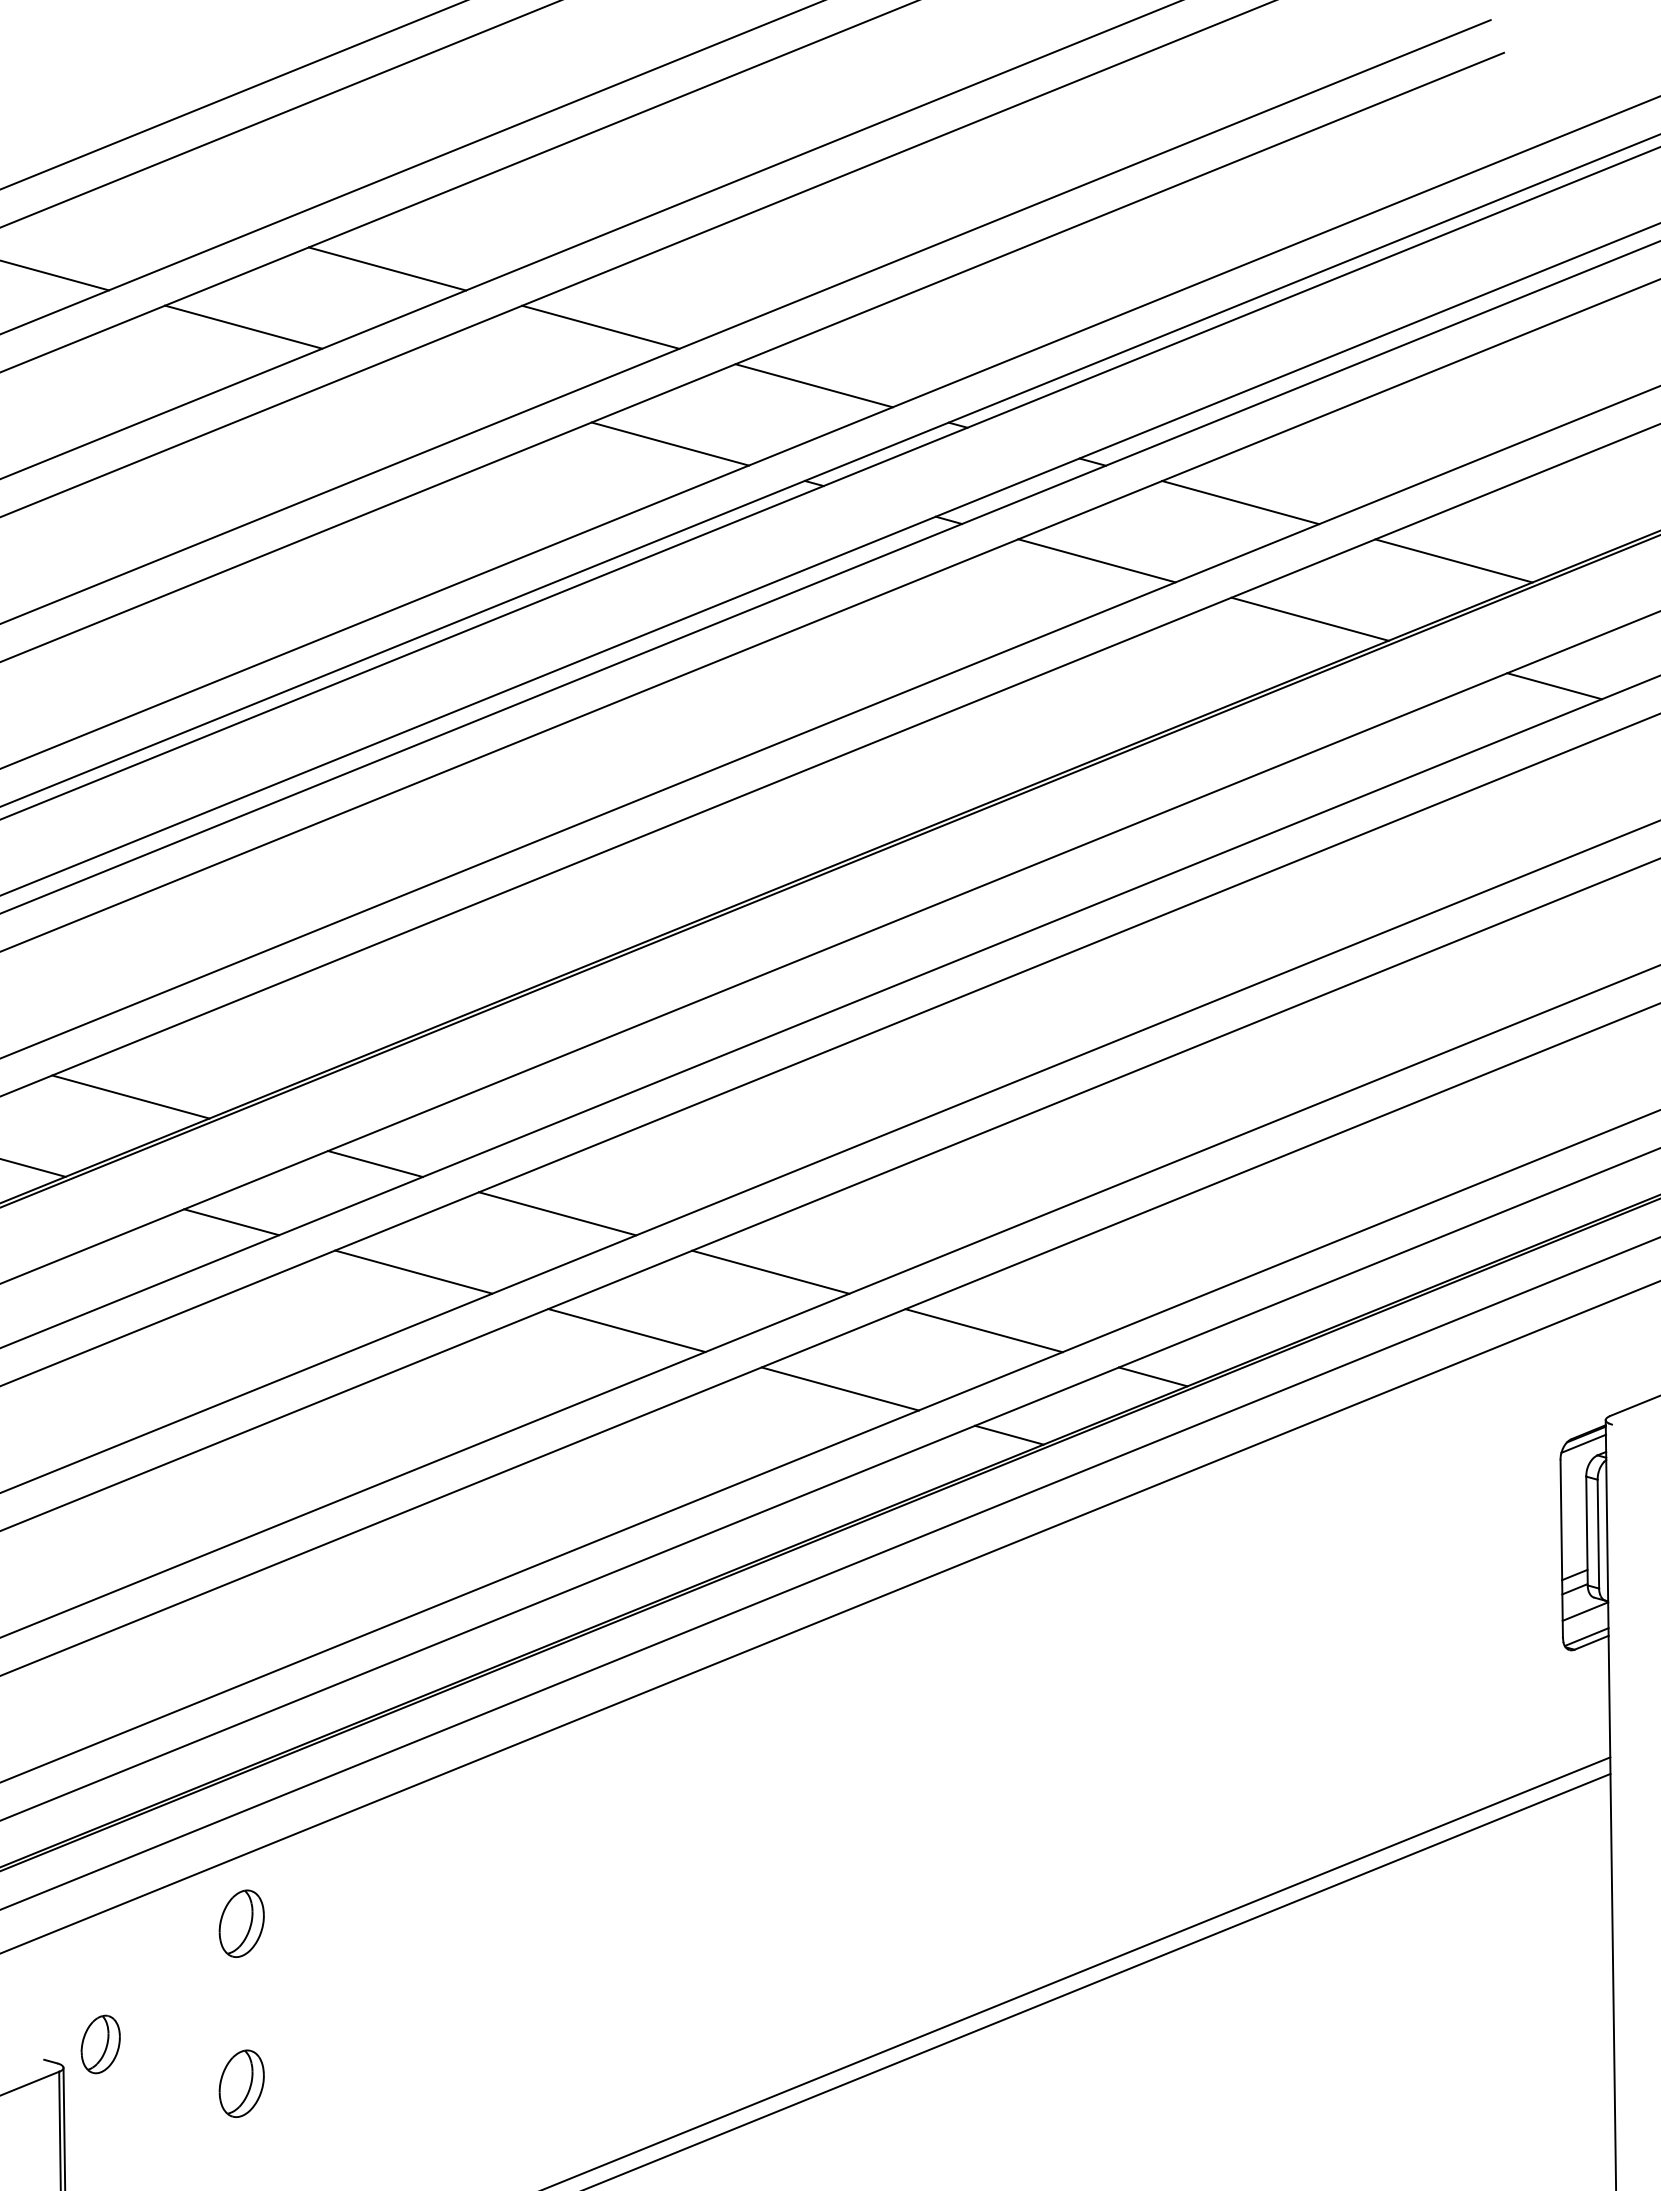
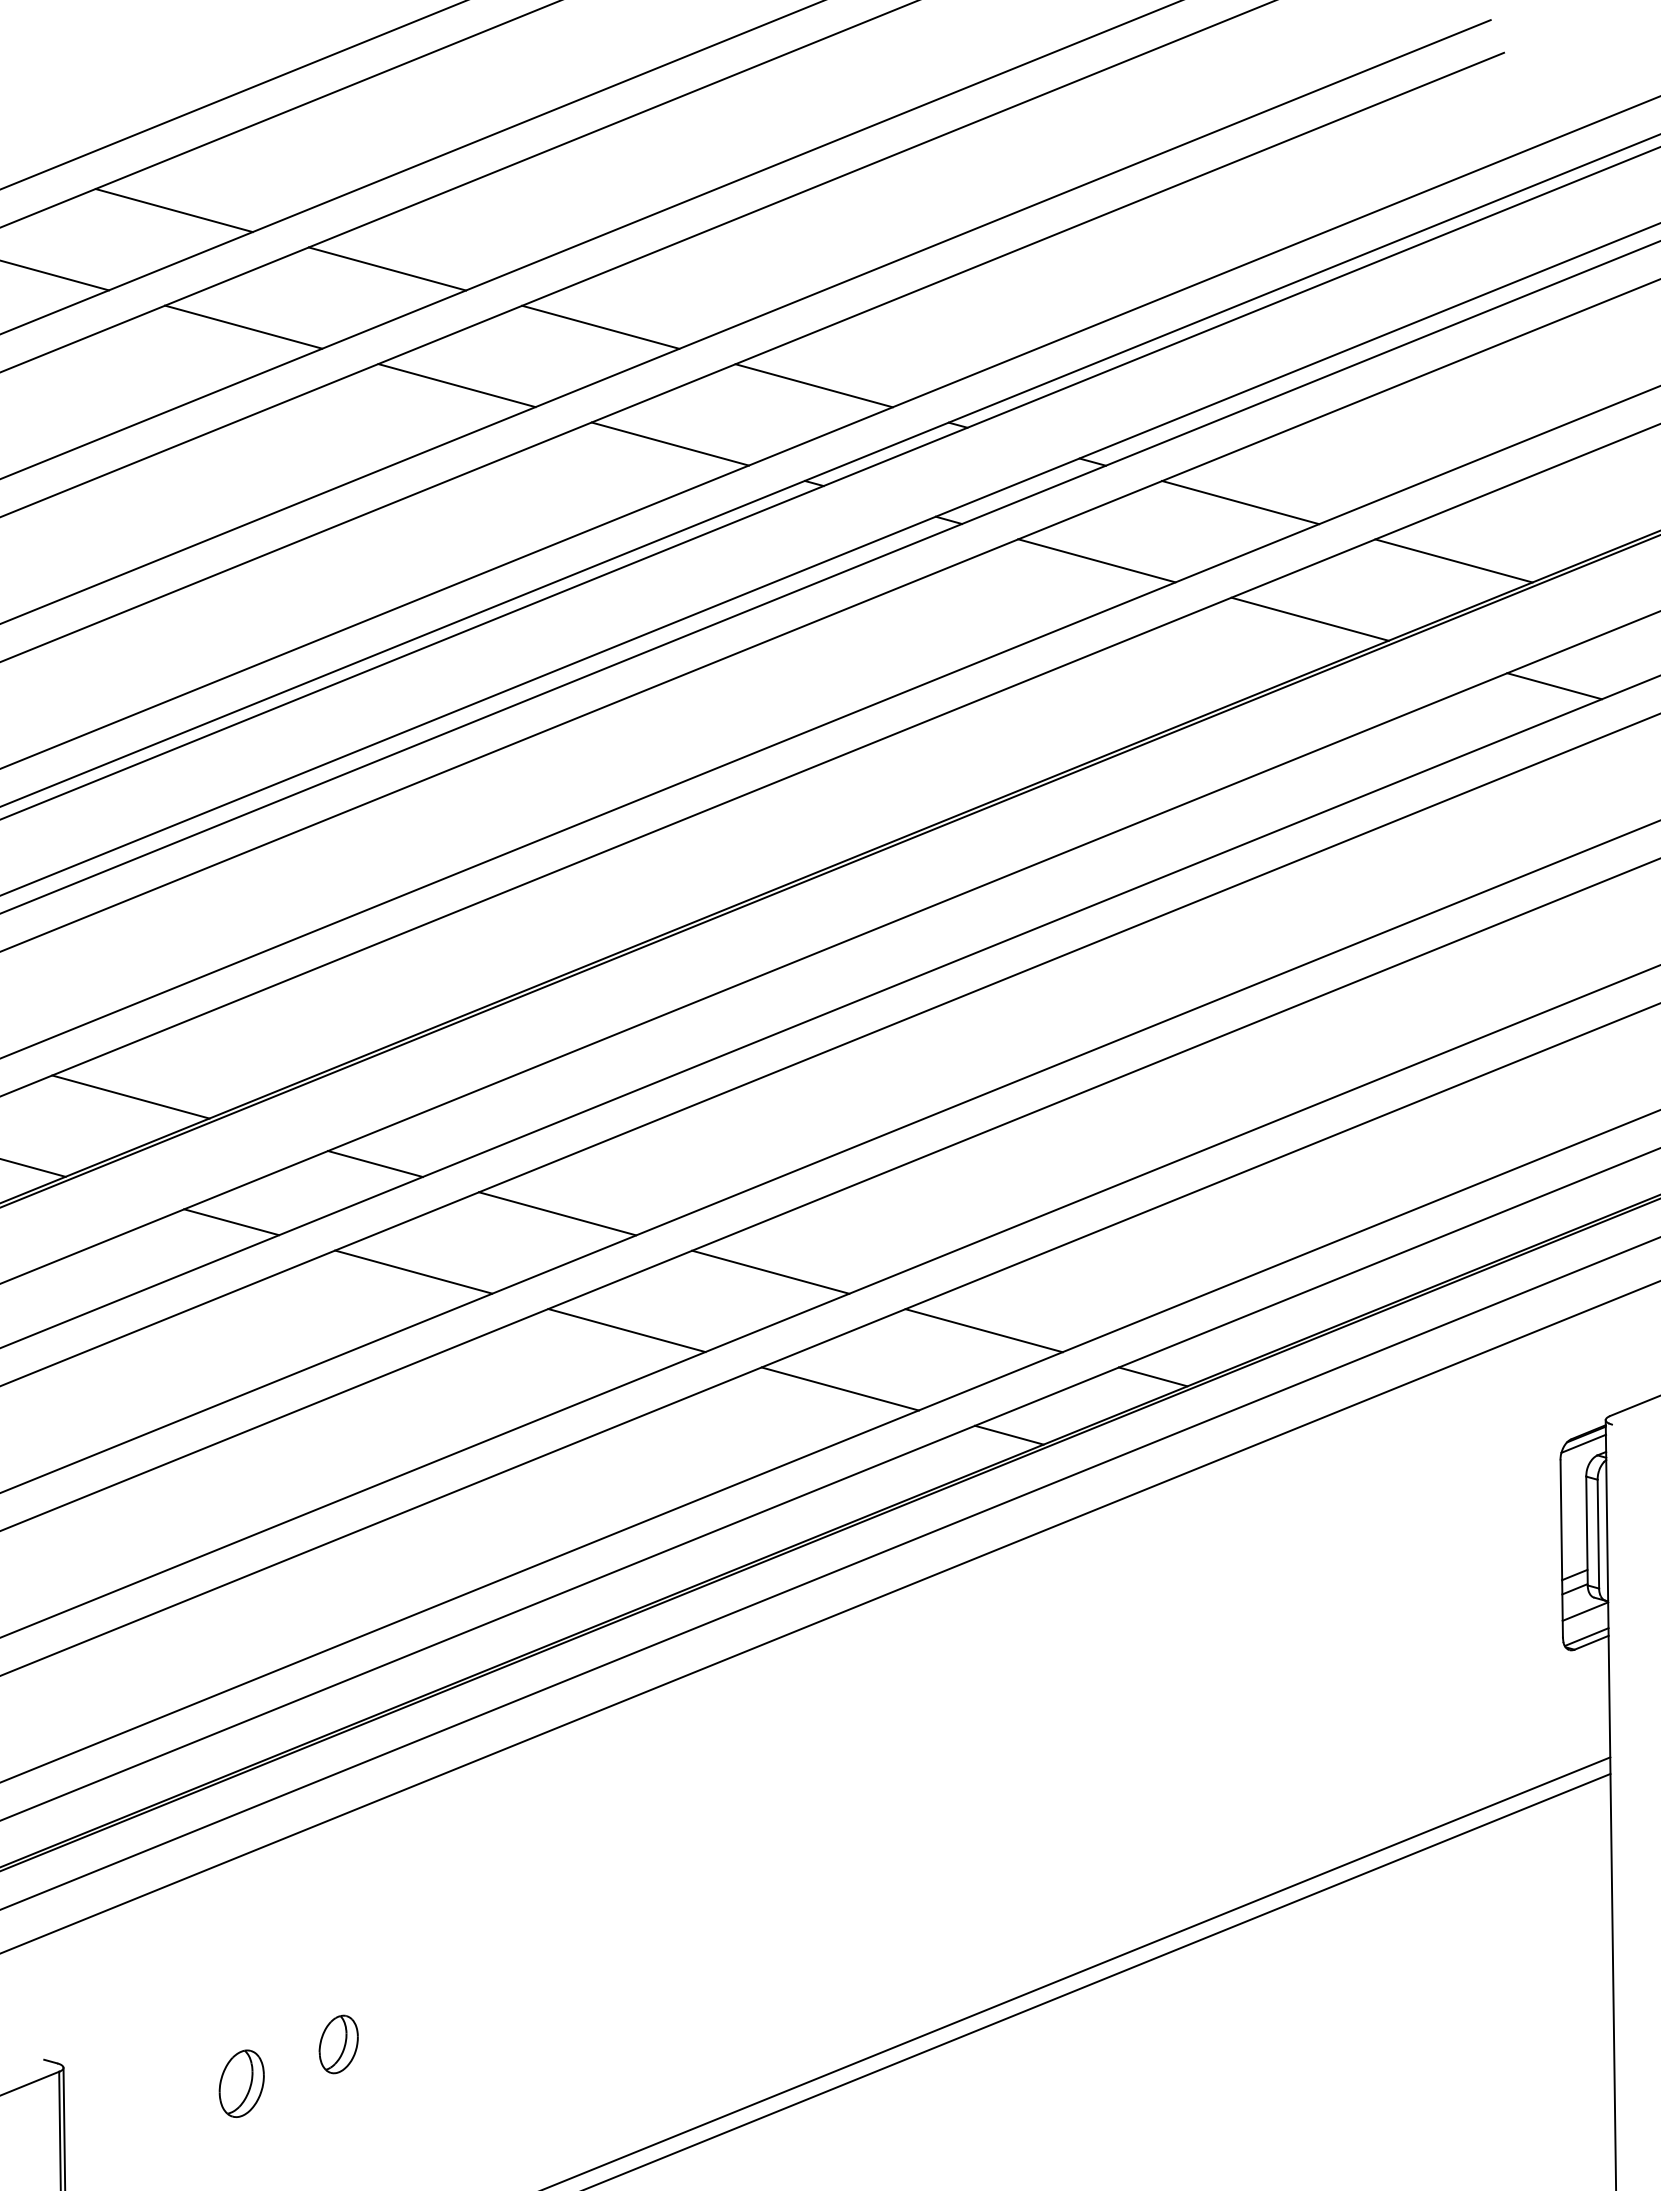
line: none -> present (173, 210)
line: none -> present (456, 385)
part: present -> none (241, 1923)
part position: (100, 2044) -> (338, 2044) (338, 2044)
